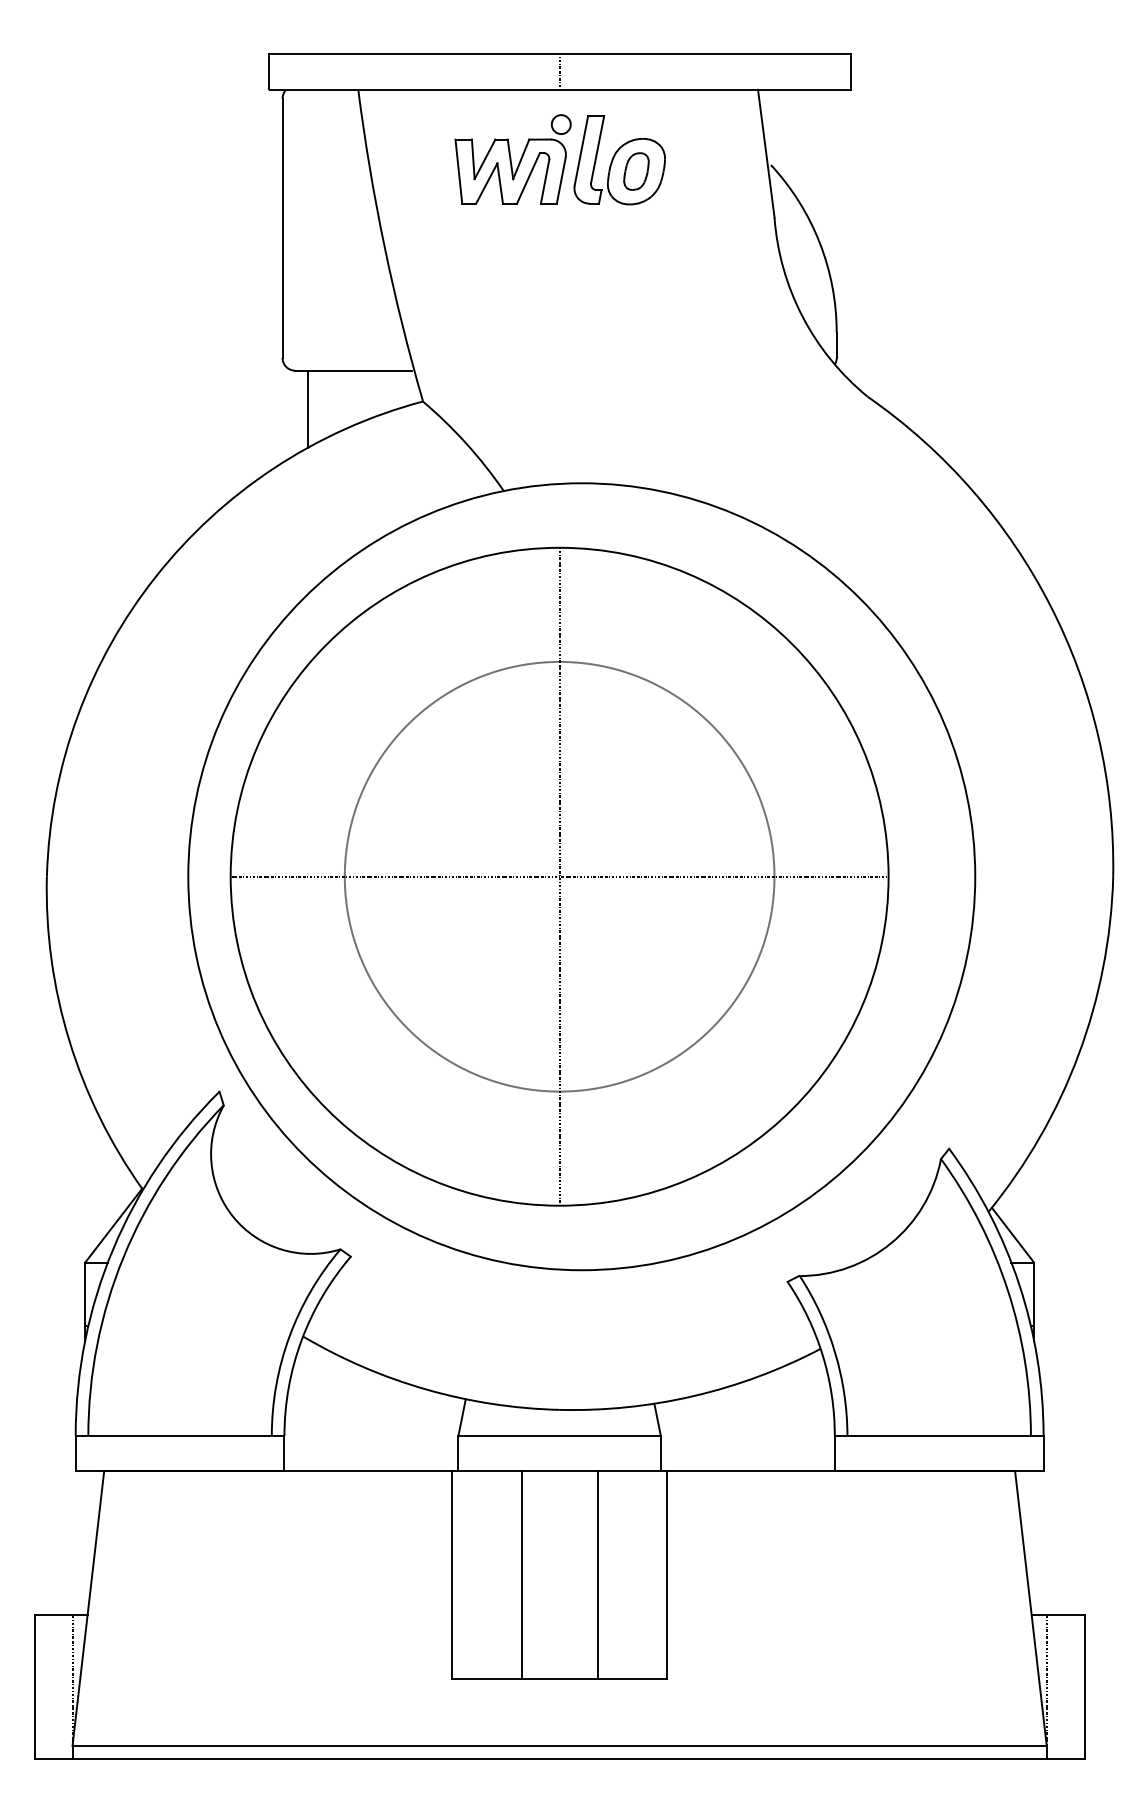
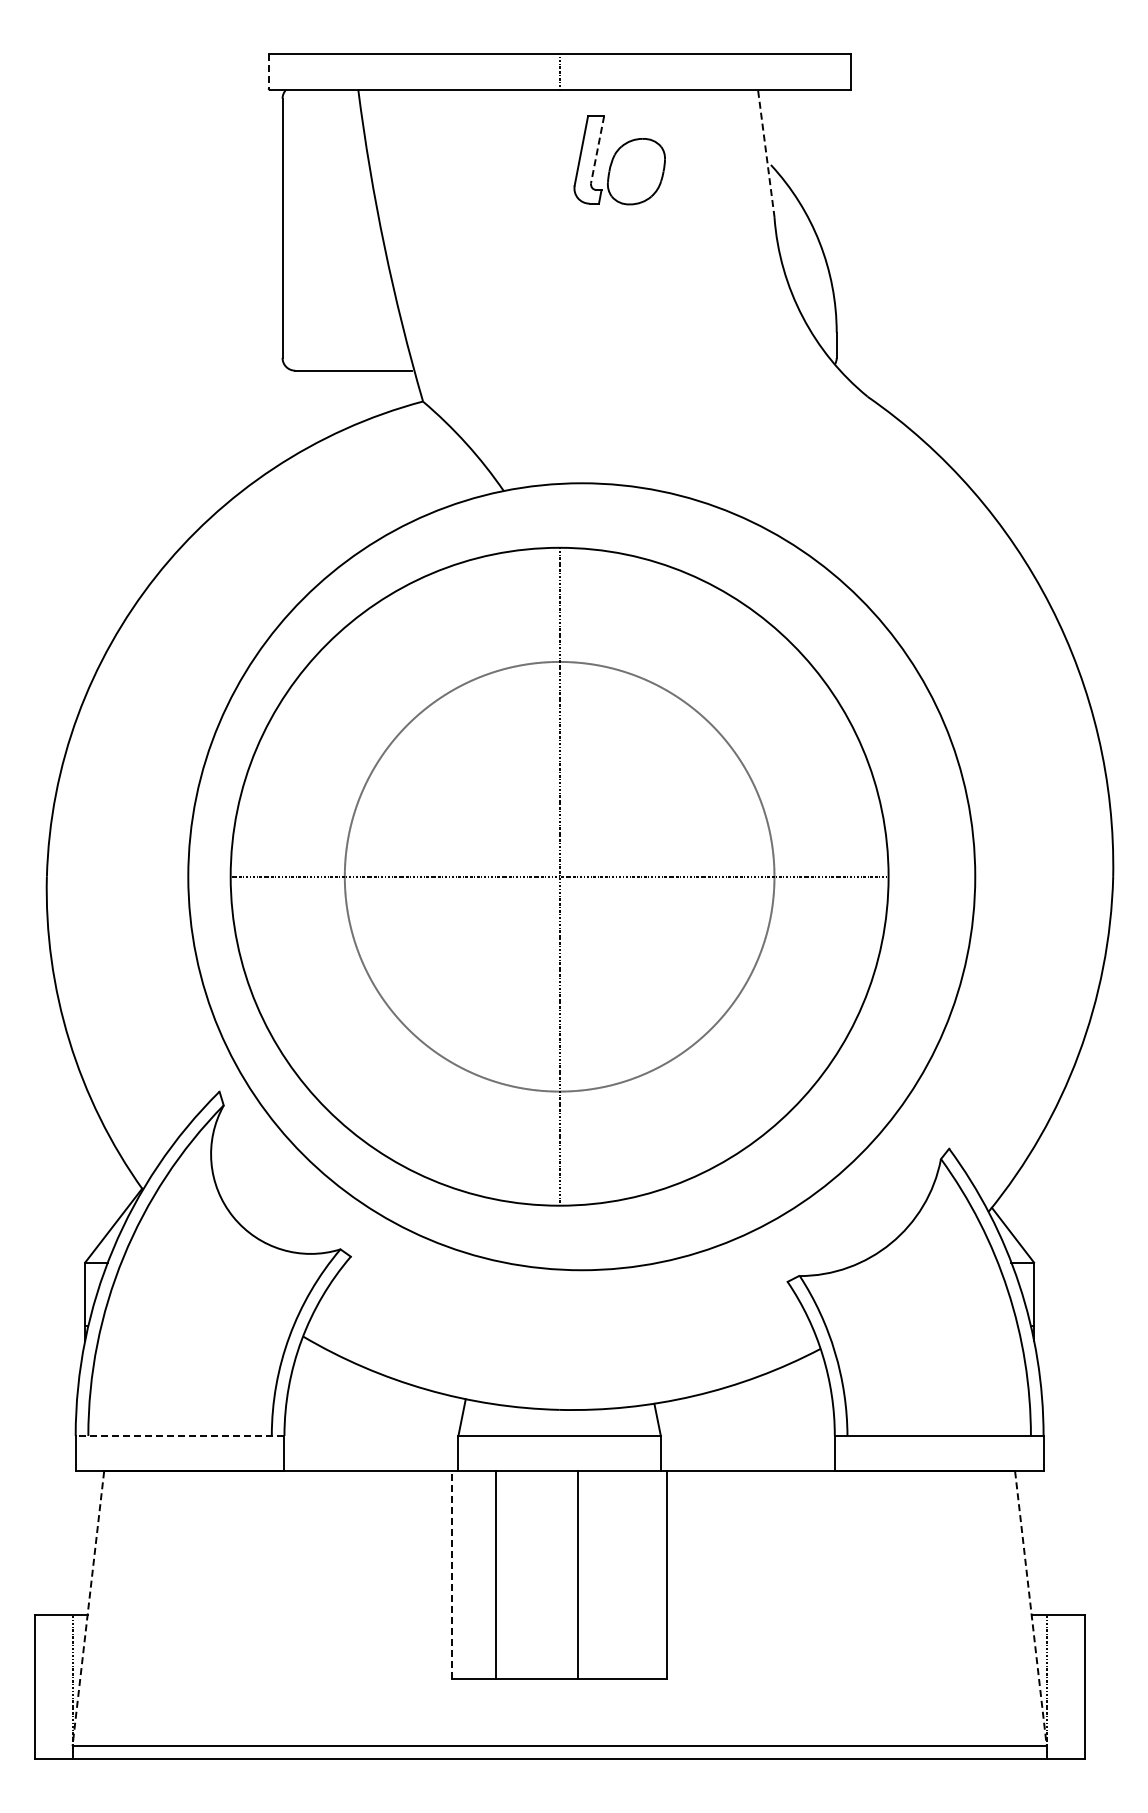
line: solid -> dashed (268, 71)
line: solid -> dashed (597, 150)
line: solid -> dashed (766, 153)
part: present -> none (512, 159)
part: present -> none (636, 171)
line: present -> none (307, 408)
line: solid -> dashed (179, 1435)
line position: (521, 1574) -> (495, 1574) (495, 1574)
line position: (597, 1574) -> (577, 1574) (577, 1574)
line: solid -> dashed (452, 1575)
line: solid -> dashed (88, 1609)
line: solid -> dashed (1030, 1609)
